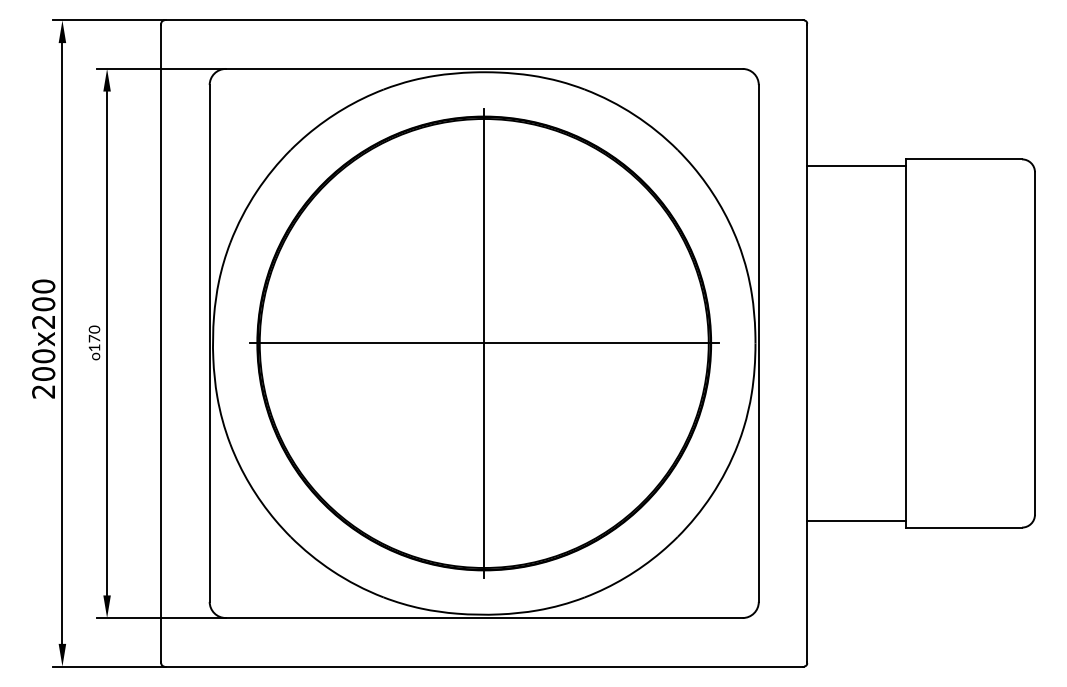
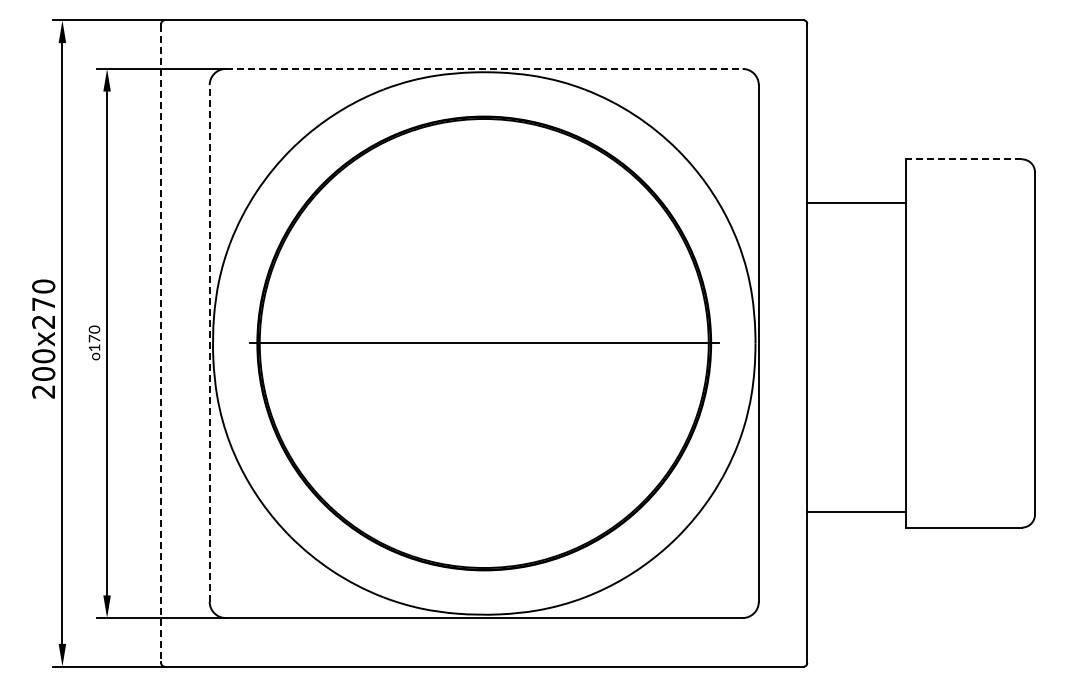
line: solid -> dashed (484, 68)
line: solid -> dashed (963, 159)
line position: (856, 165) -> (856, 202) (856, 202)
text: 200x200 -> 200x270 (43, 304)
line: solid -> dashed (209, 342)
line: solid -> dashed (161, 343)
line: present -> none (484, 343)
line position: (856, 521) -> (856, 512) (856, 512)
